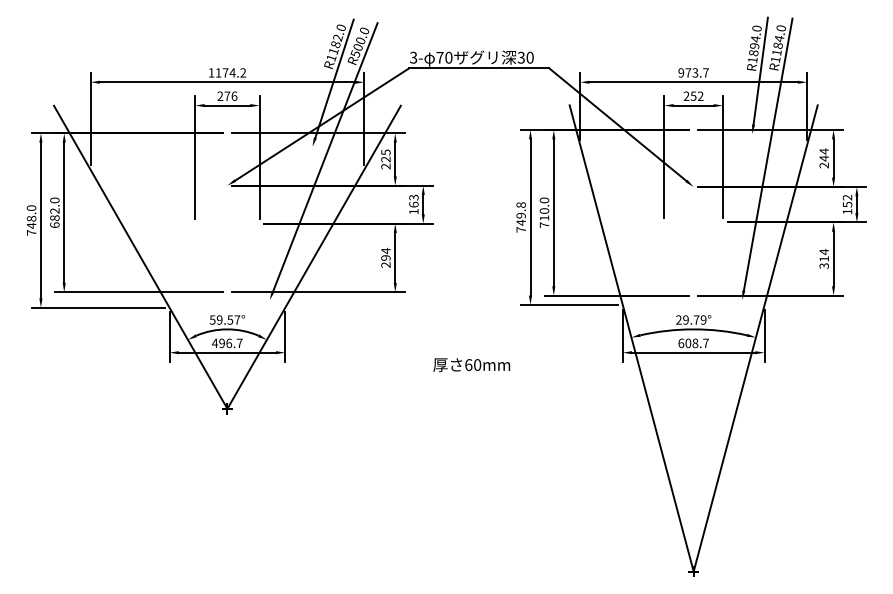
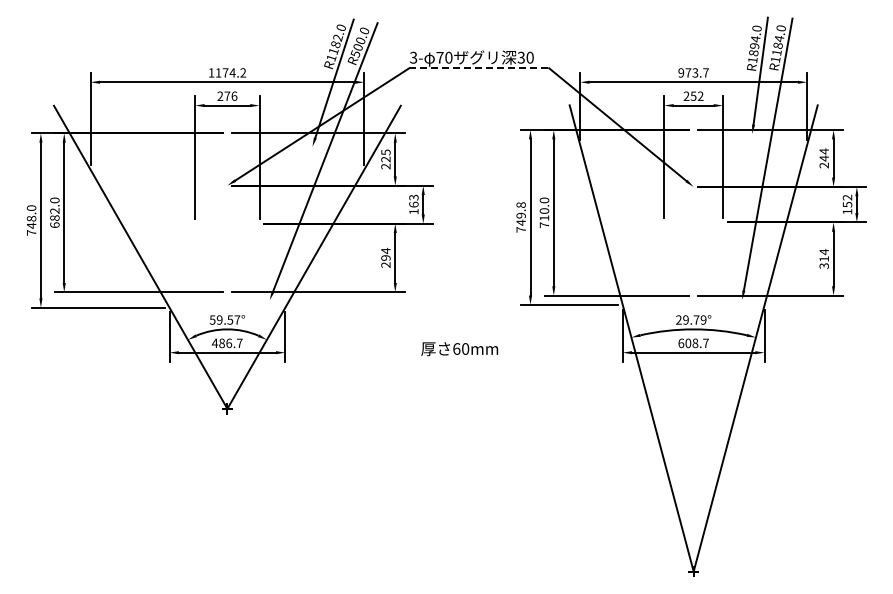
line: solid -> dashed (479, 68)
text: 496.7 -> 486.7 (221, 343)
text position: (471, 365) -> (459, 349) (459, 349)
